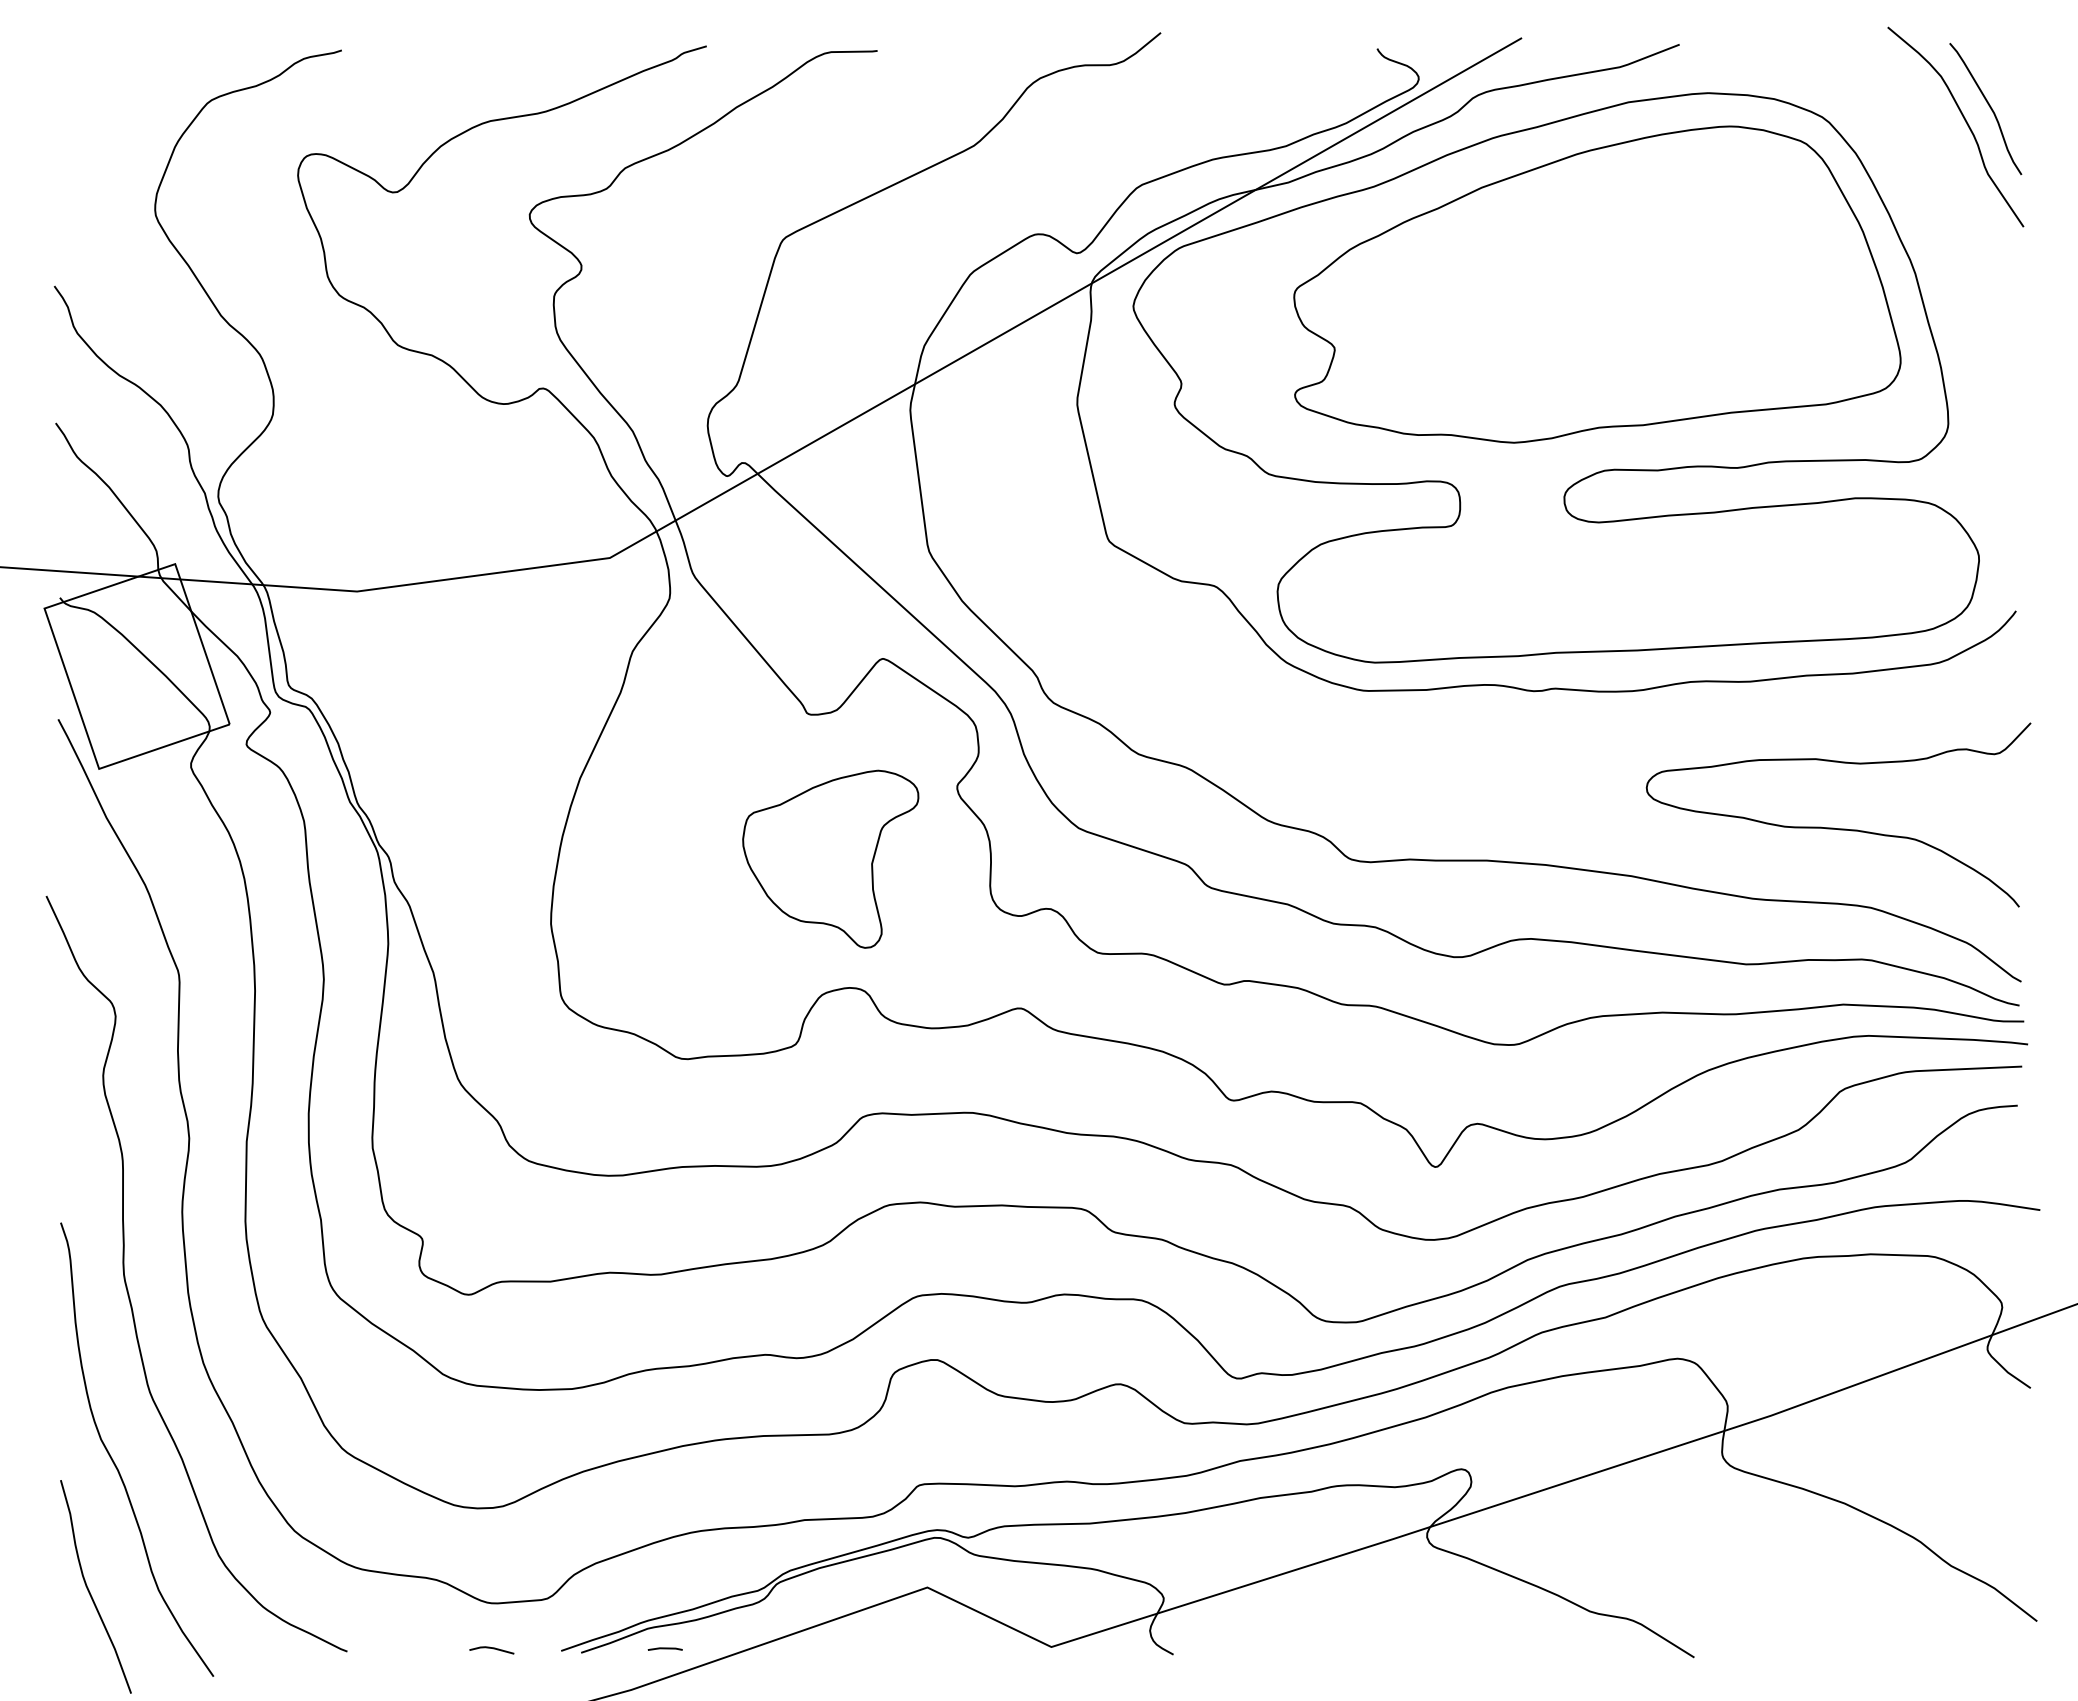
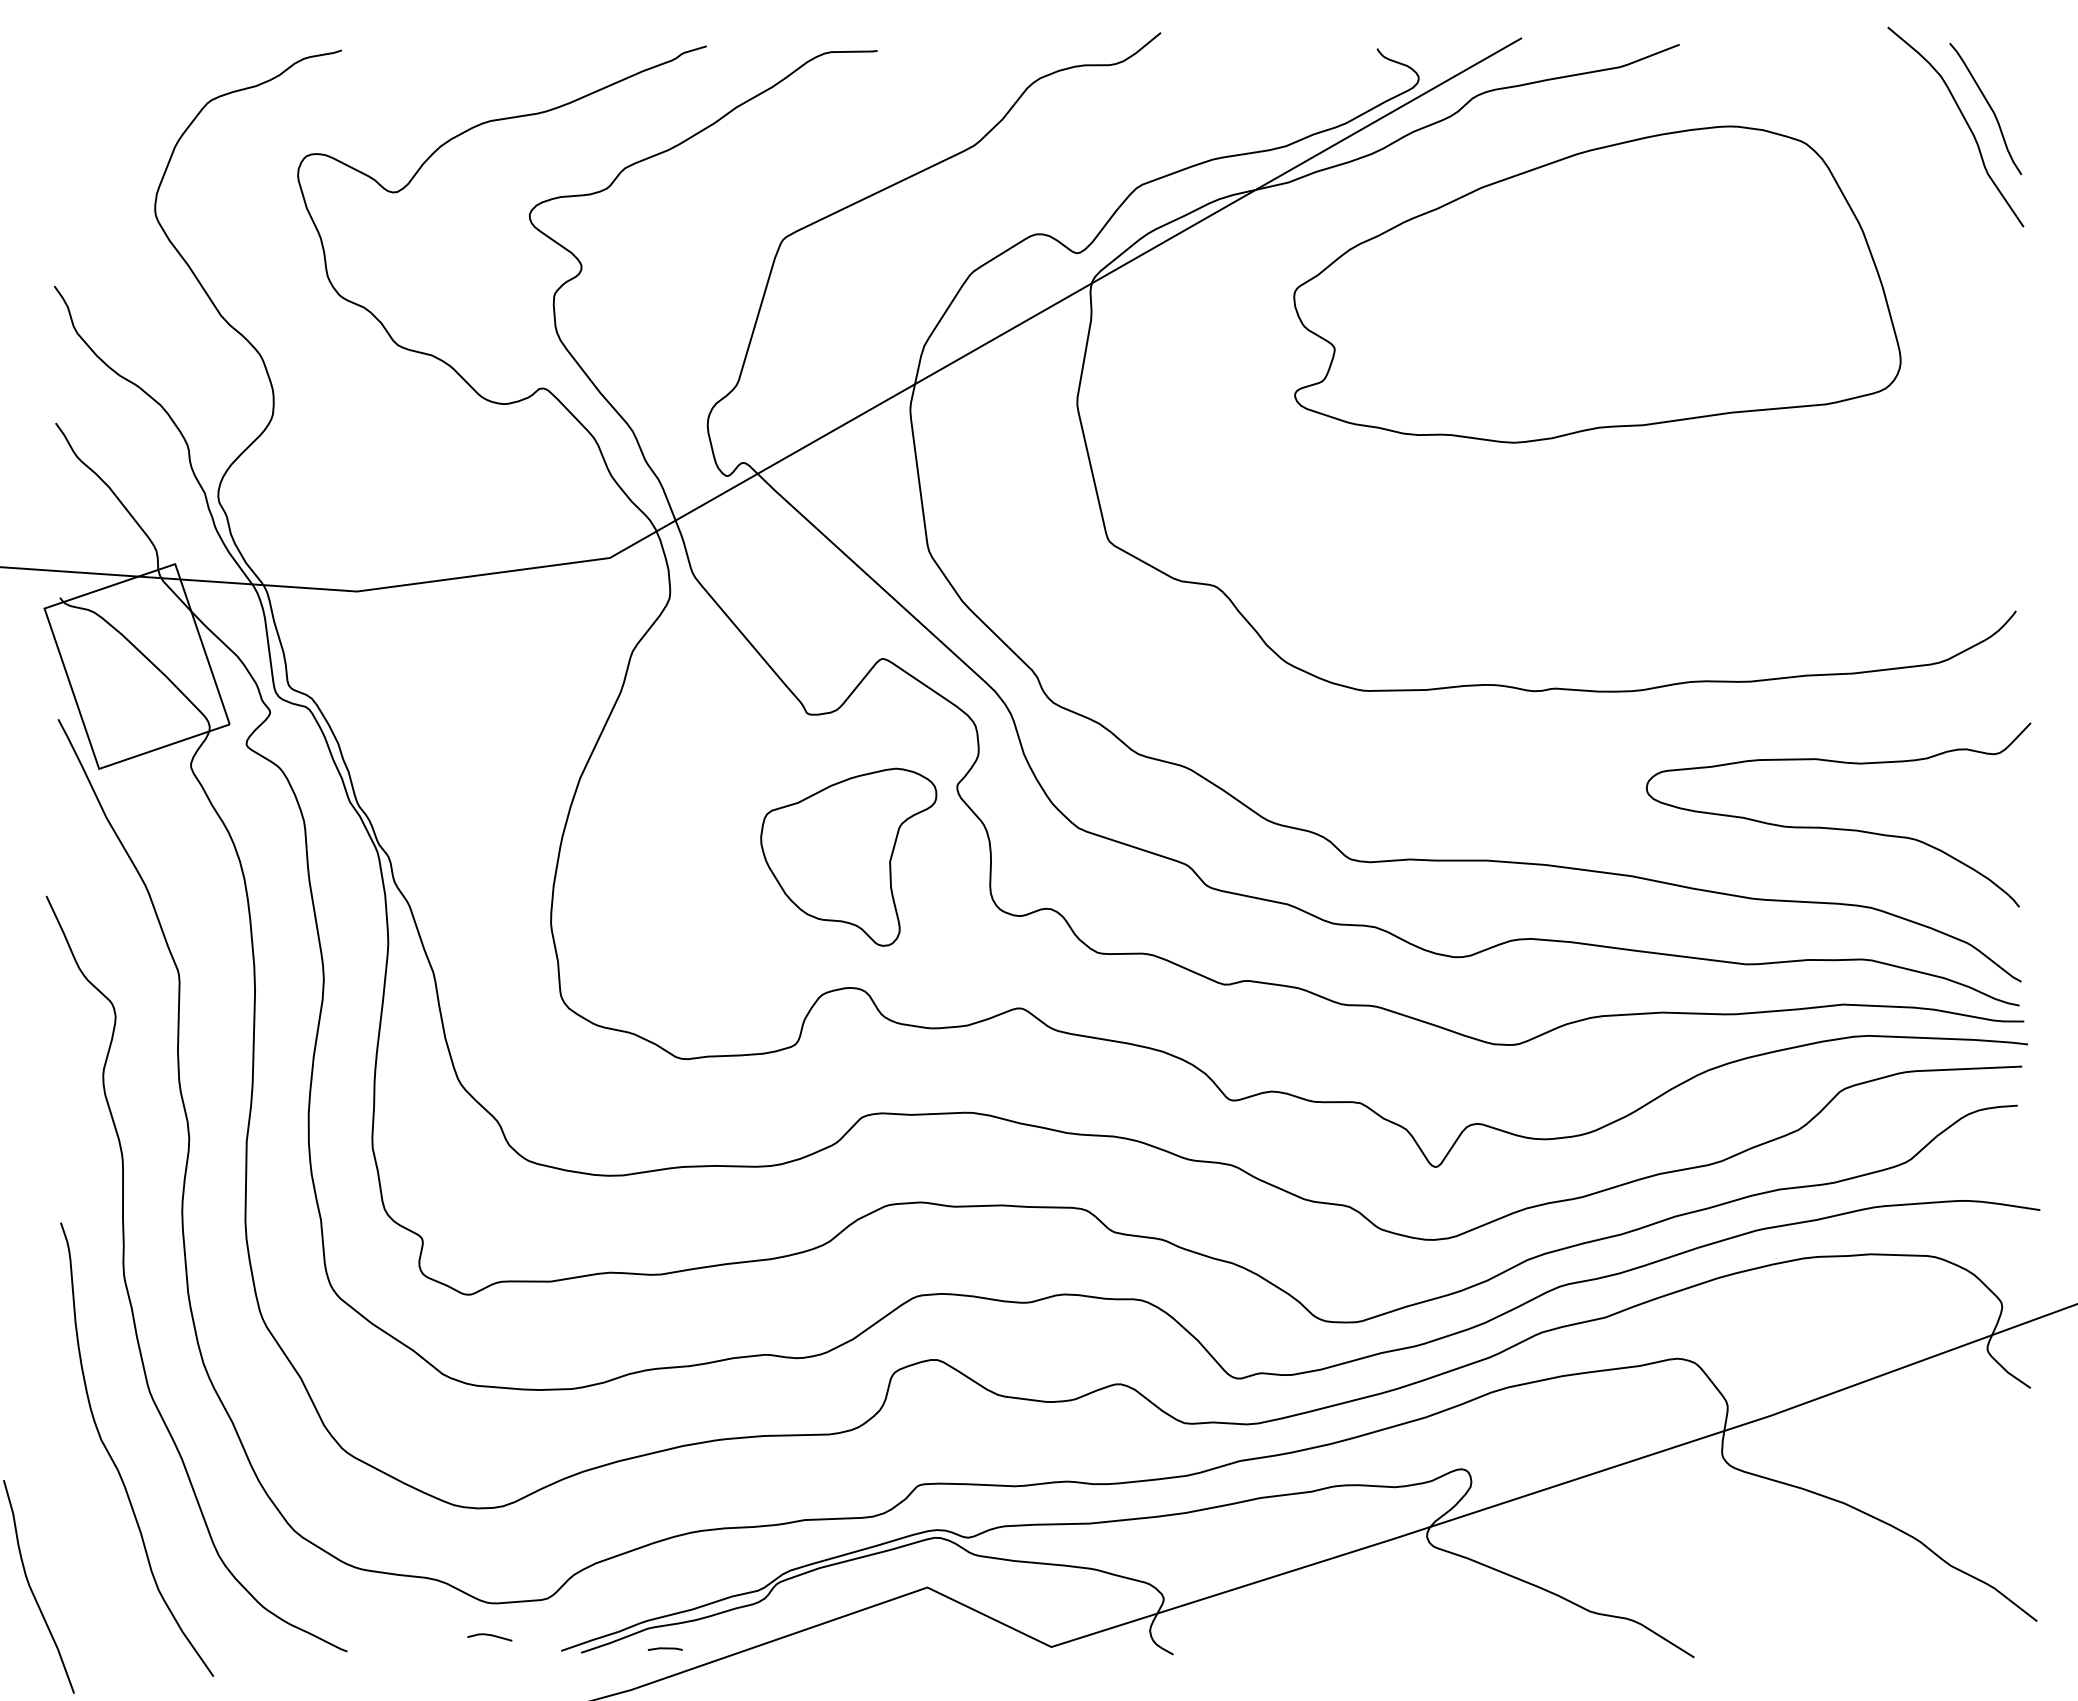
part: present -> none (1555, 377)
part position: (830, 858) -> (848, 856) (848, 856)
curve position: (89, 1589) -> (32, 1589) (32, 1589)
line position: (491, 1648) -> (489, 1635) (489, 1635)
